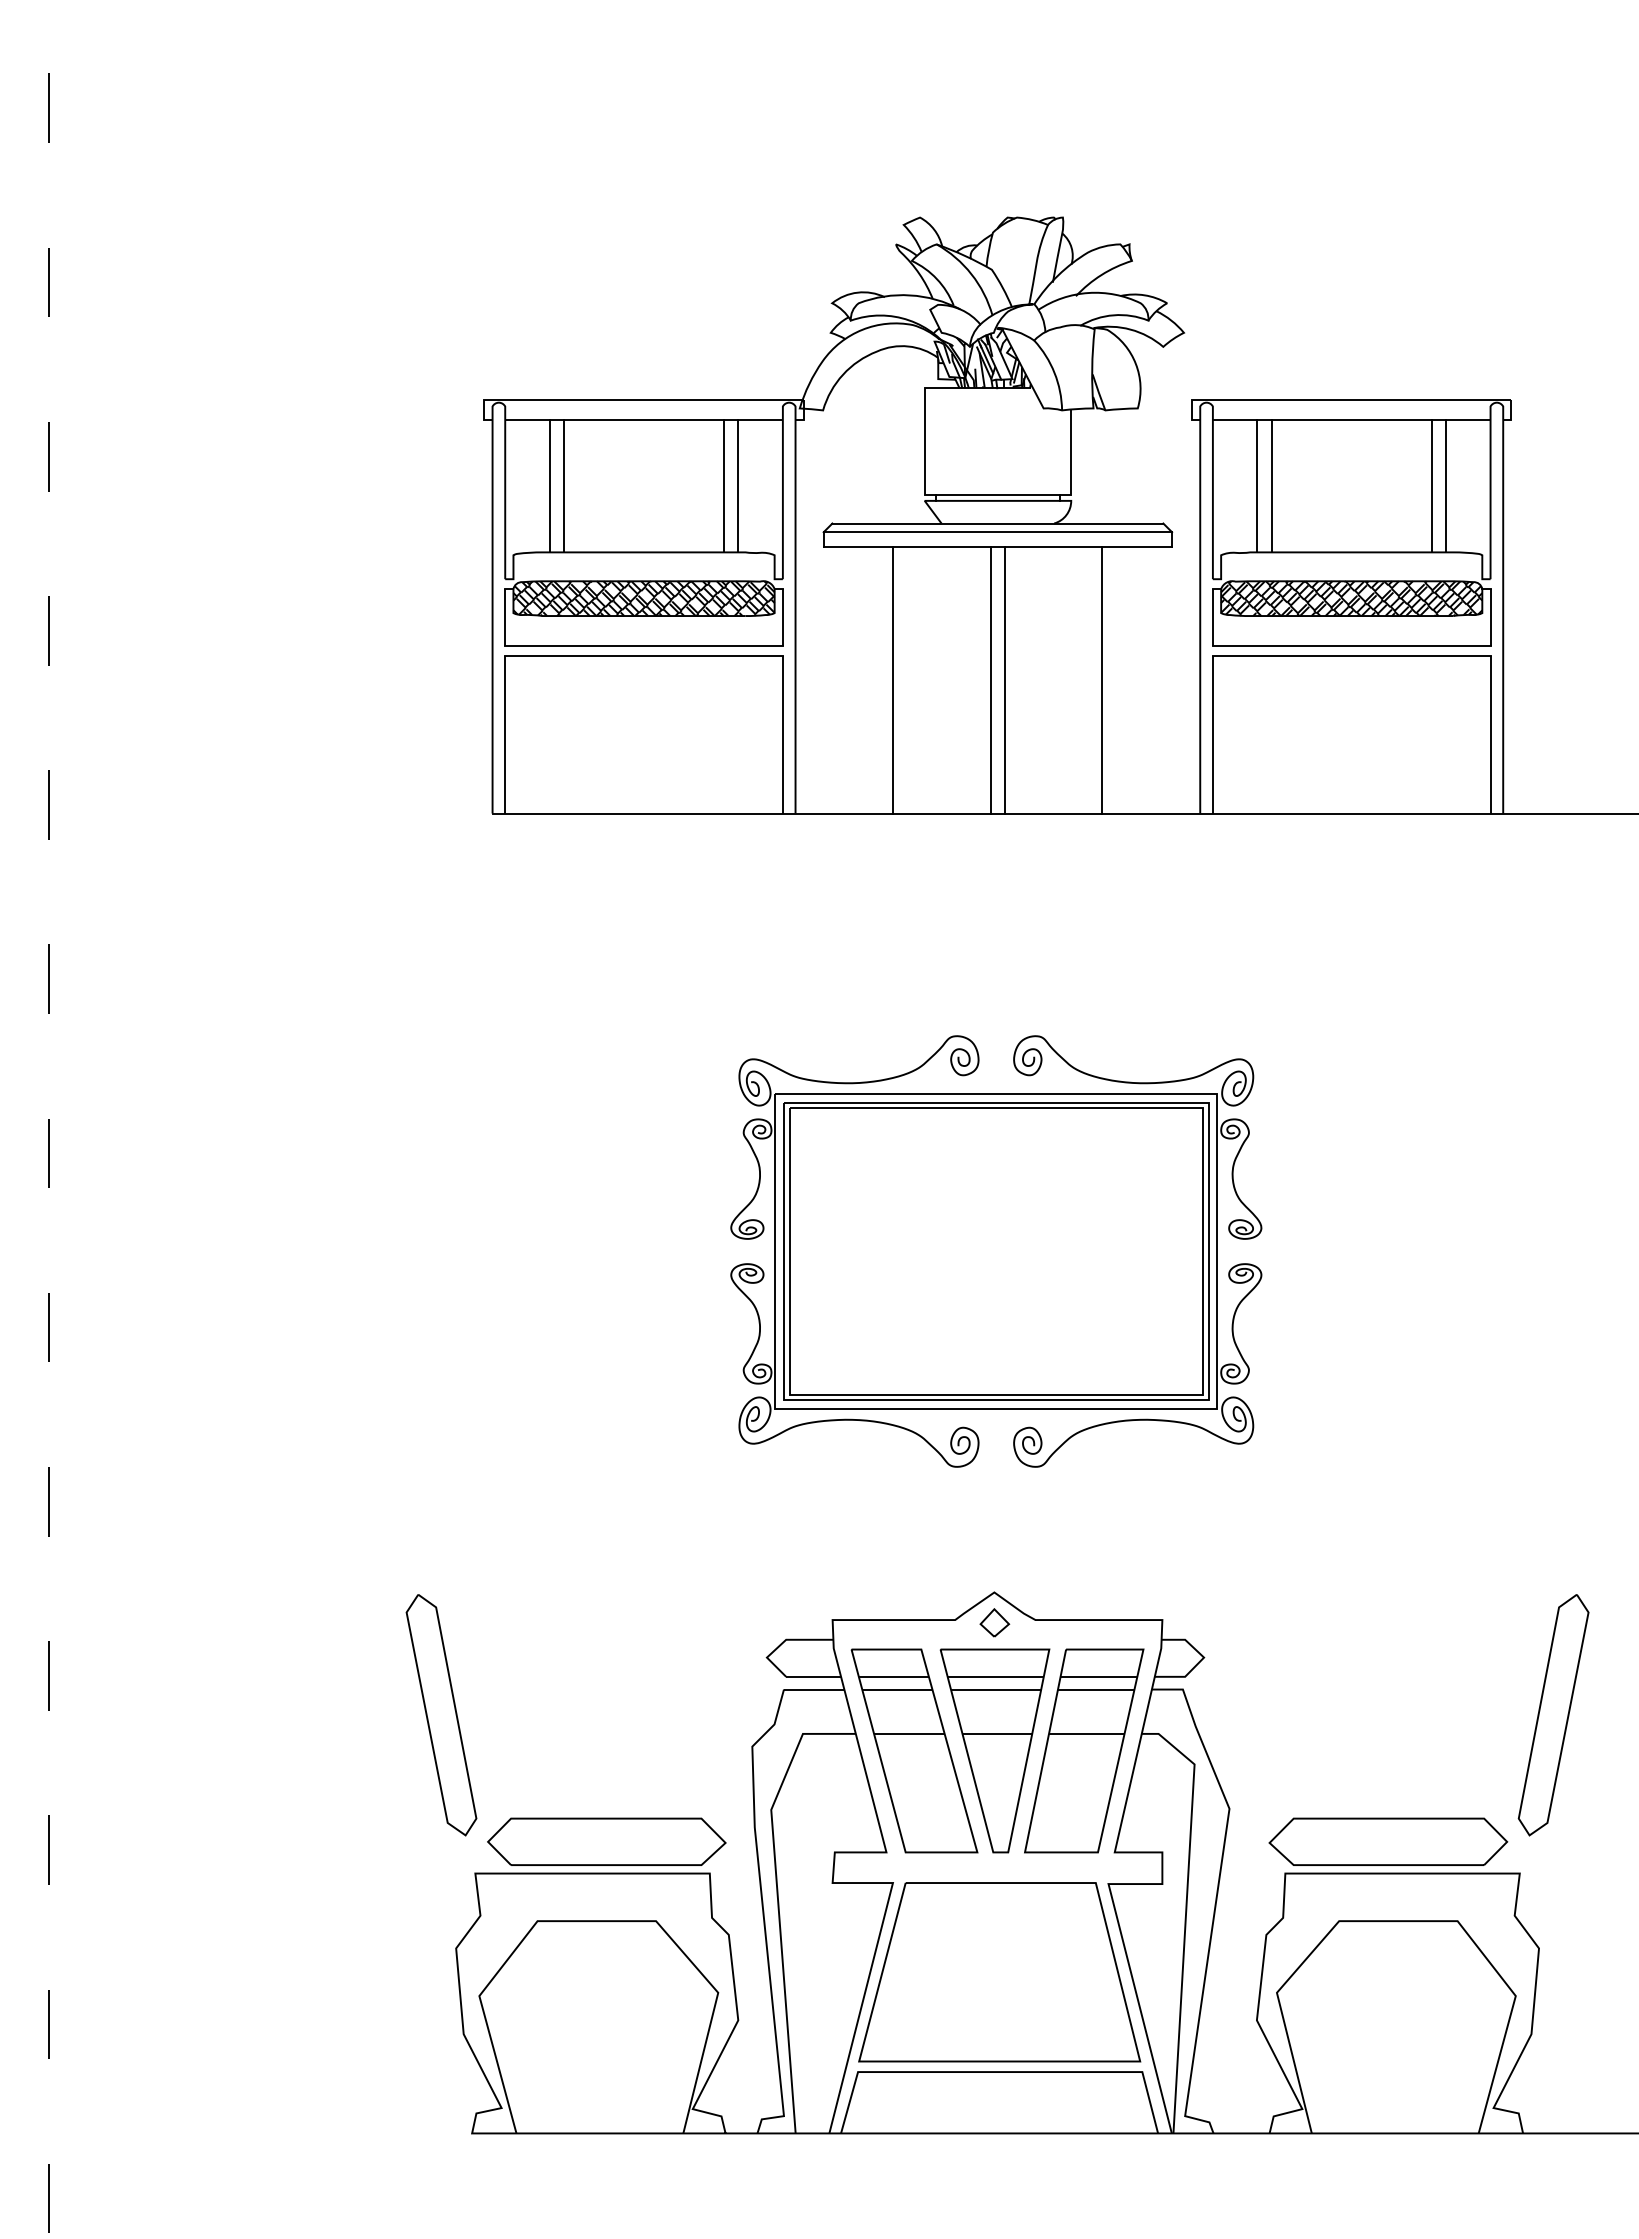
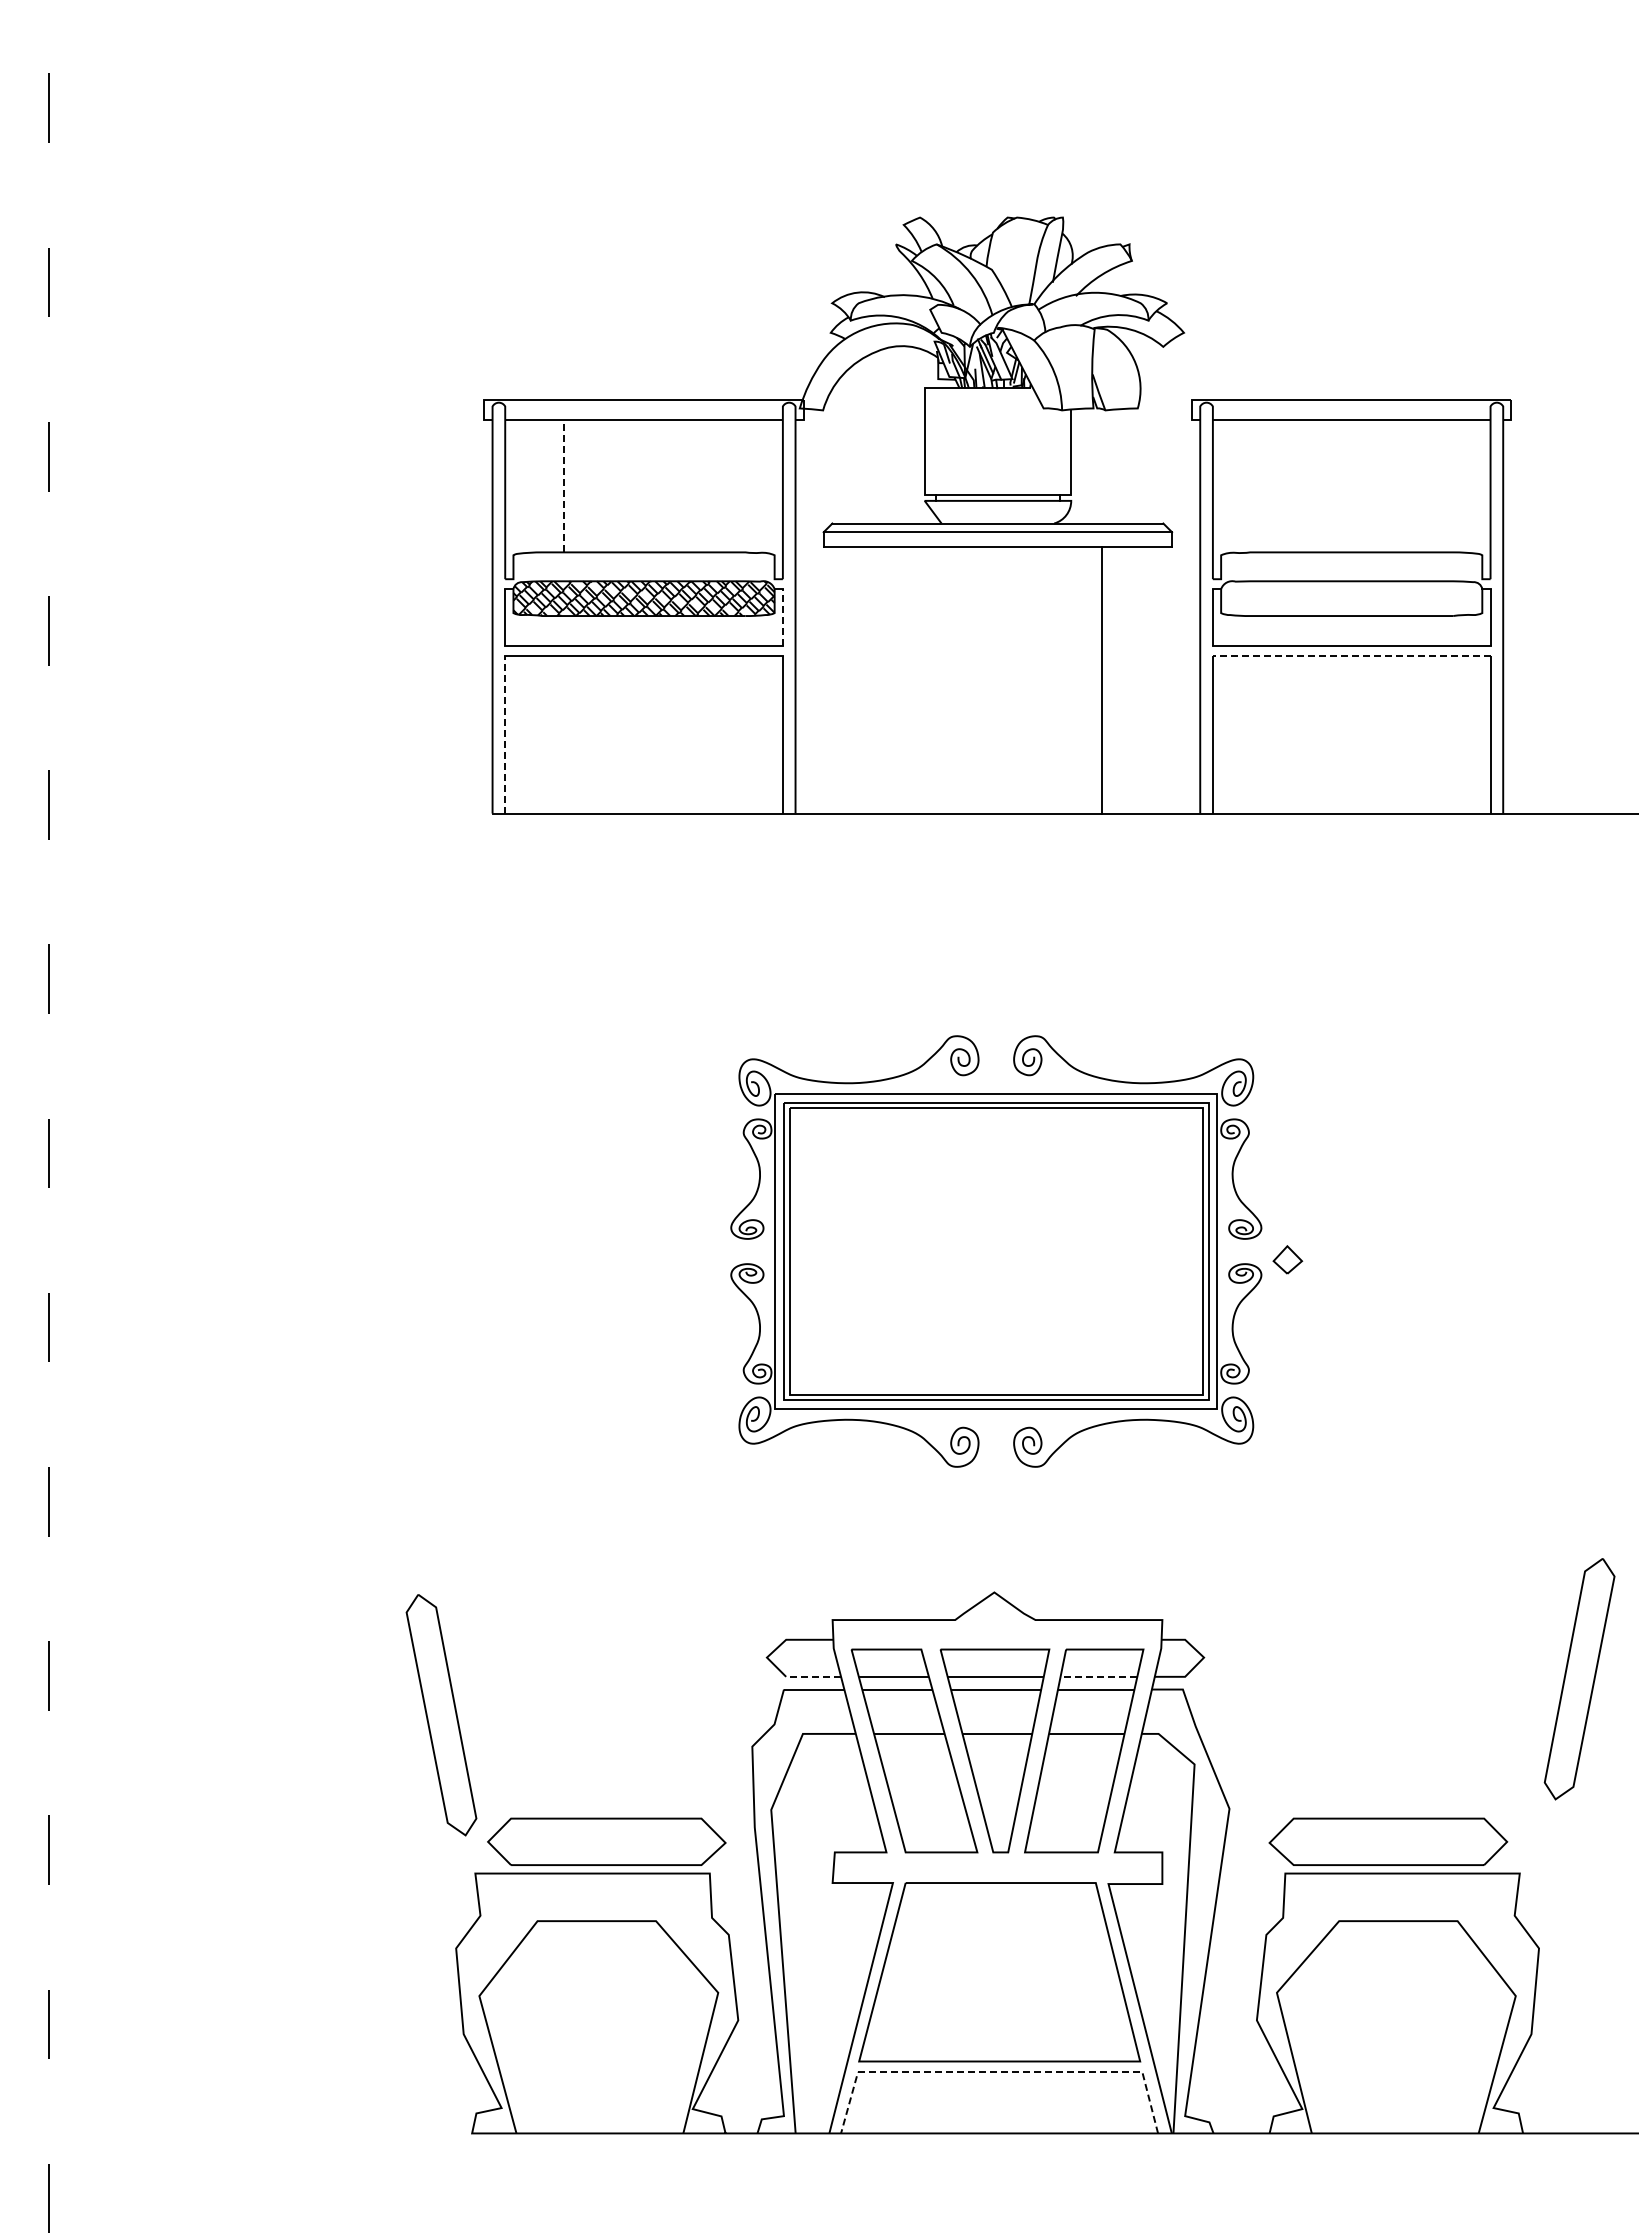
line: solid -> dashed (564, 485)
line: present -> none (549, 486)
line: present -> none (723, 486)
line: present -> none (738, 486)
line: present -> none (1257, 486)
line: present -> none (1271, 486)
line: present -> none (1431, 486)
line: present -> none (1446, 486)
hatch: present -> none (1351, 598)
line: solid -> dashed (782, 617)
line: solid -> dashed (1351, 655)
line: present -> none (893, 679)
line: present -> none (990, 679)
line: present -> none (1004, 679)
line: solid -> dashed (505, 734)
part position: (994, 1622) -> (1287, 1259) (1287, 1259)
line: solid -> dashed (813, 1676)
line: solid -> dashed (1098, 1676)
part position: (1553, 1715) -> (1579, 1679) (1579, 1679)
line: solid -> dashed (999, 2072)
